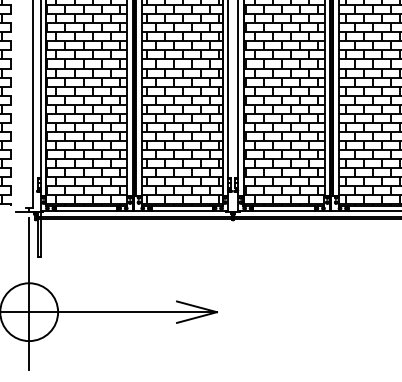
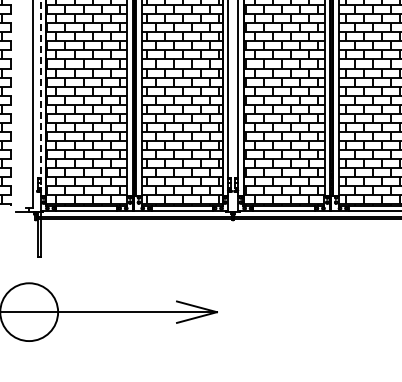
line: solid -> dashed (40, 97)
line: present -> none (29, 293)
